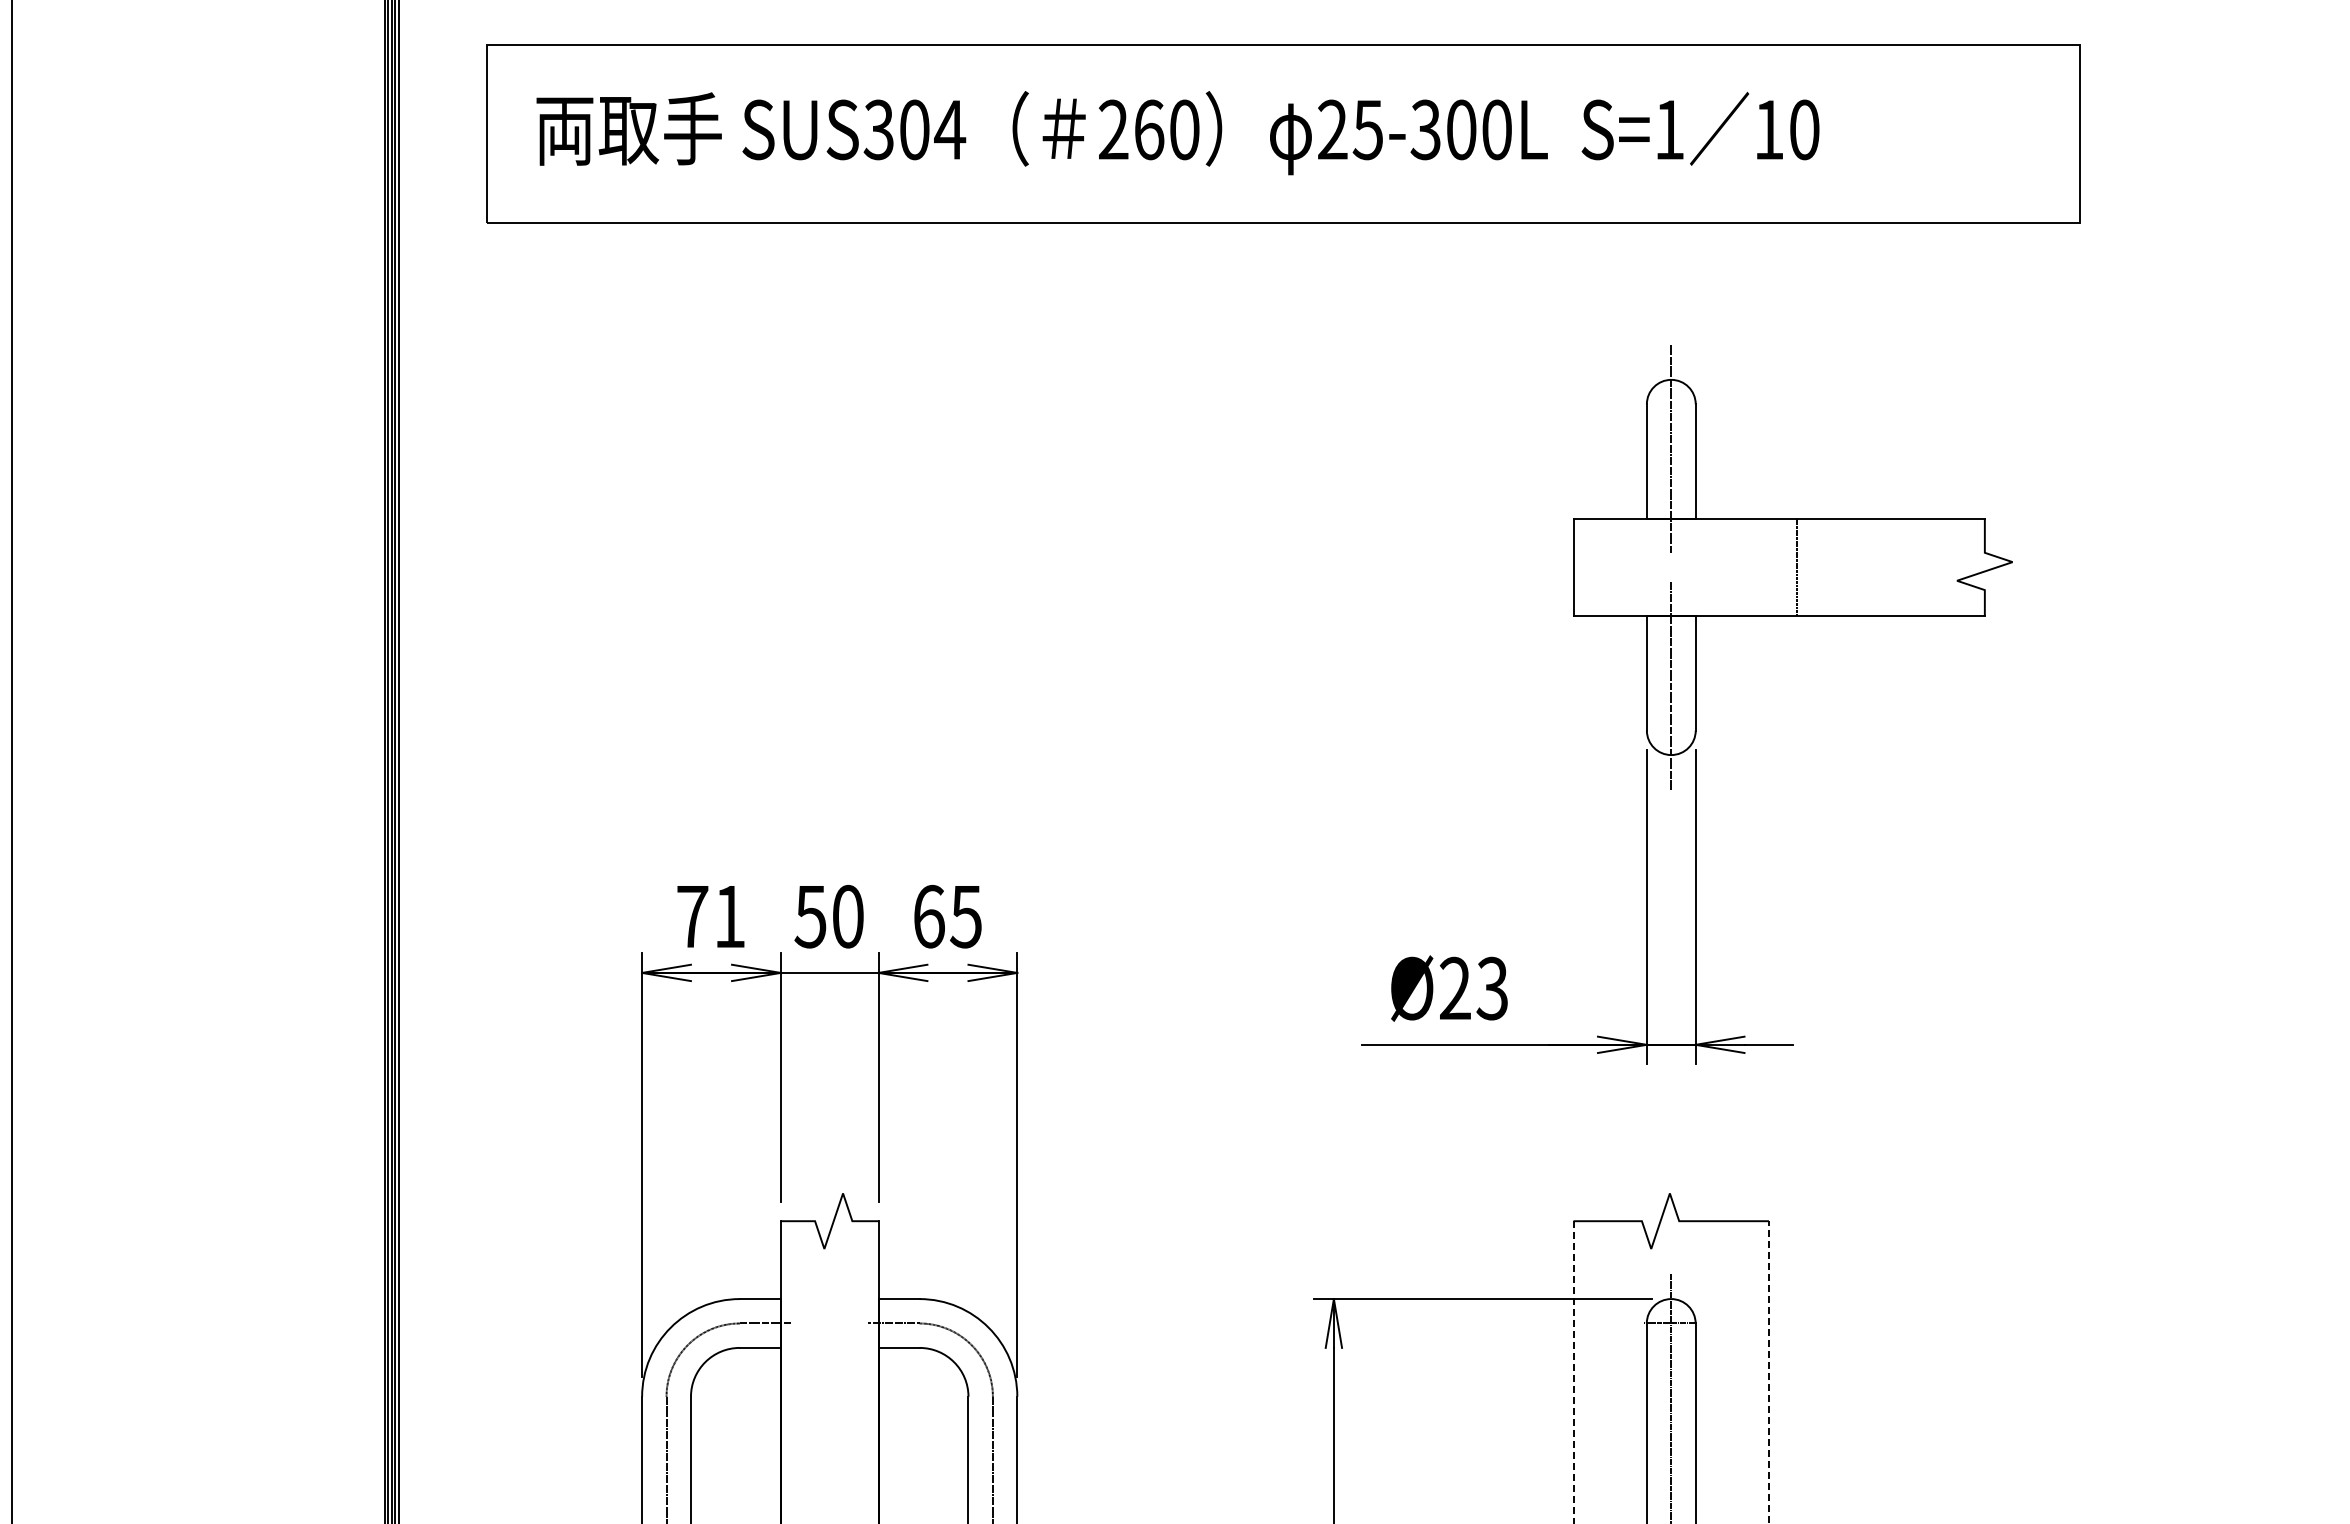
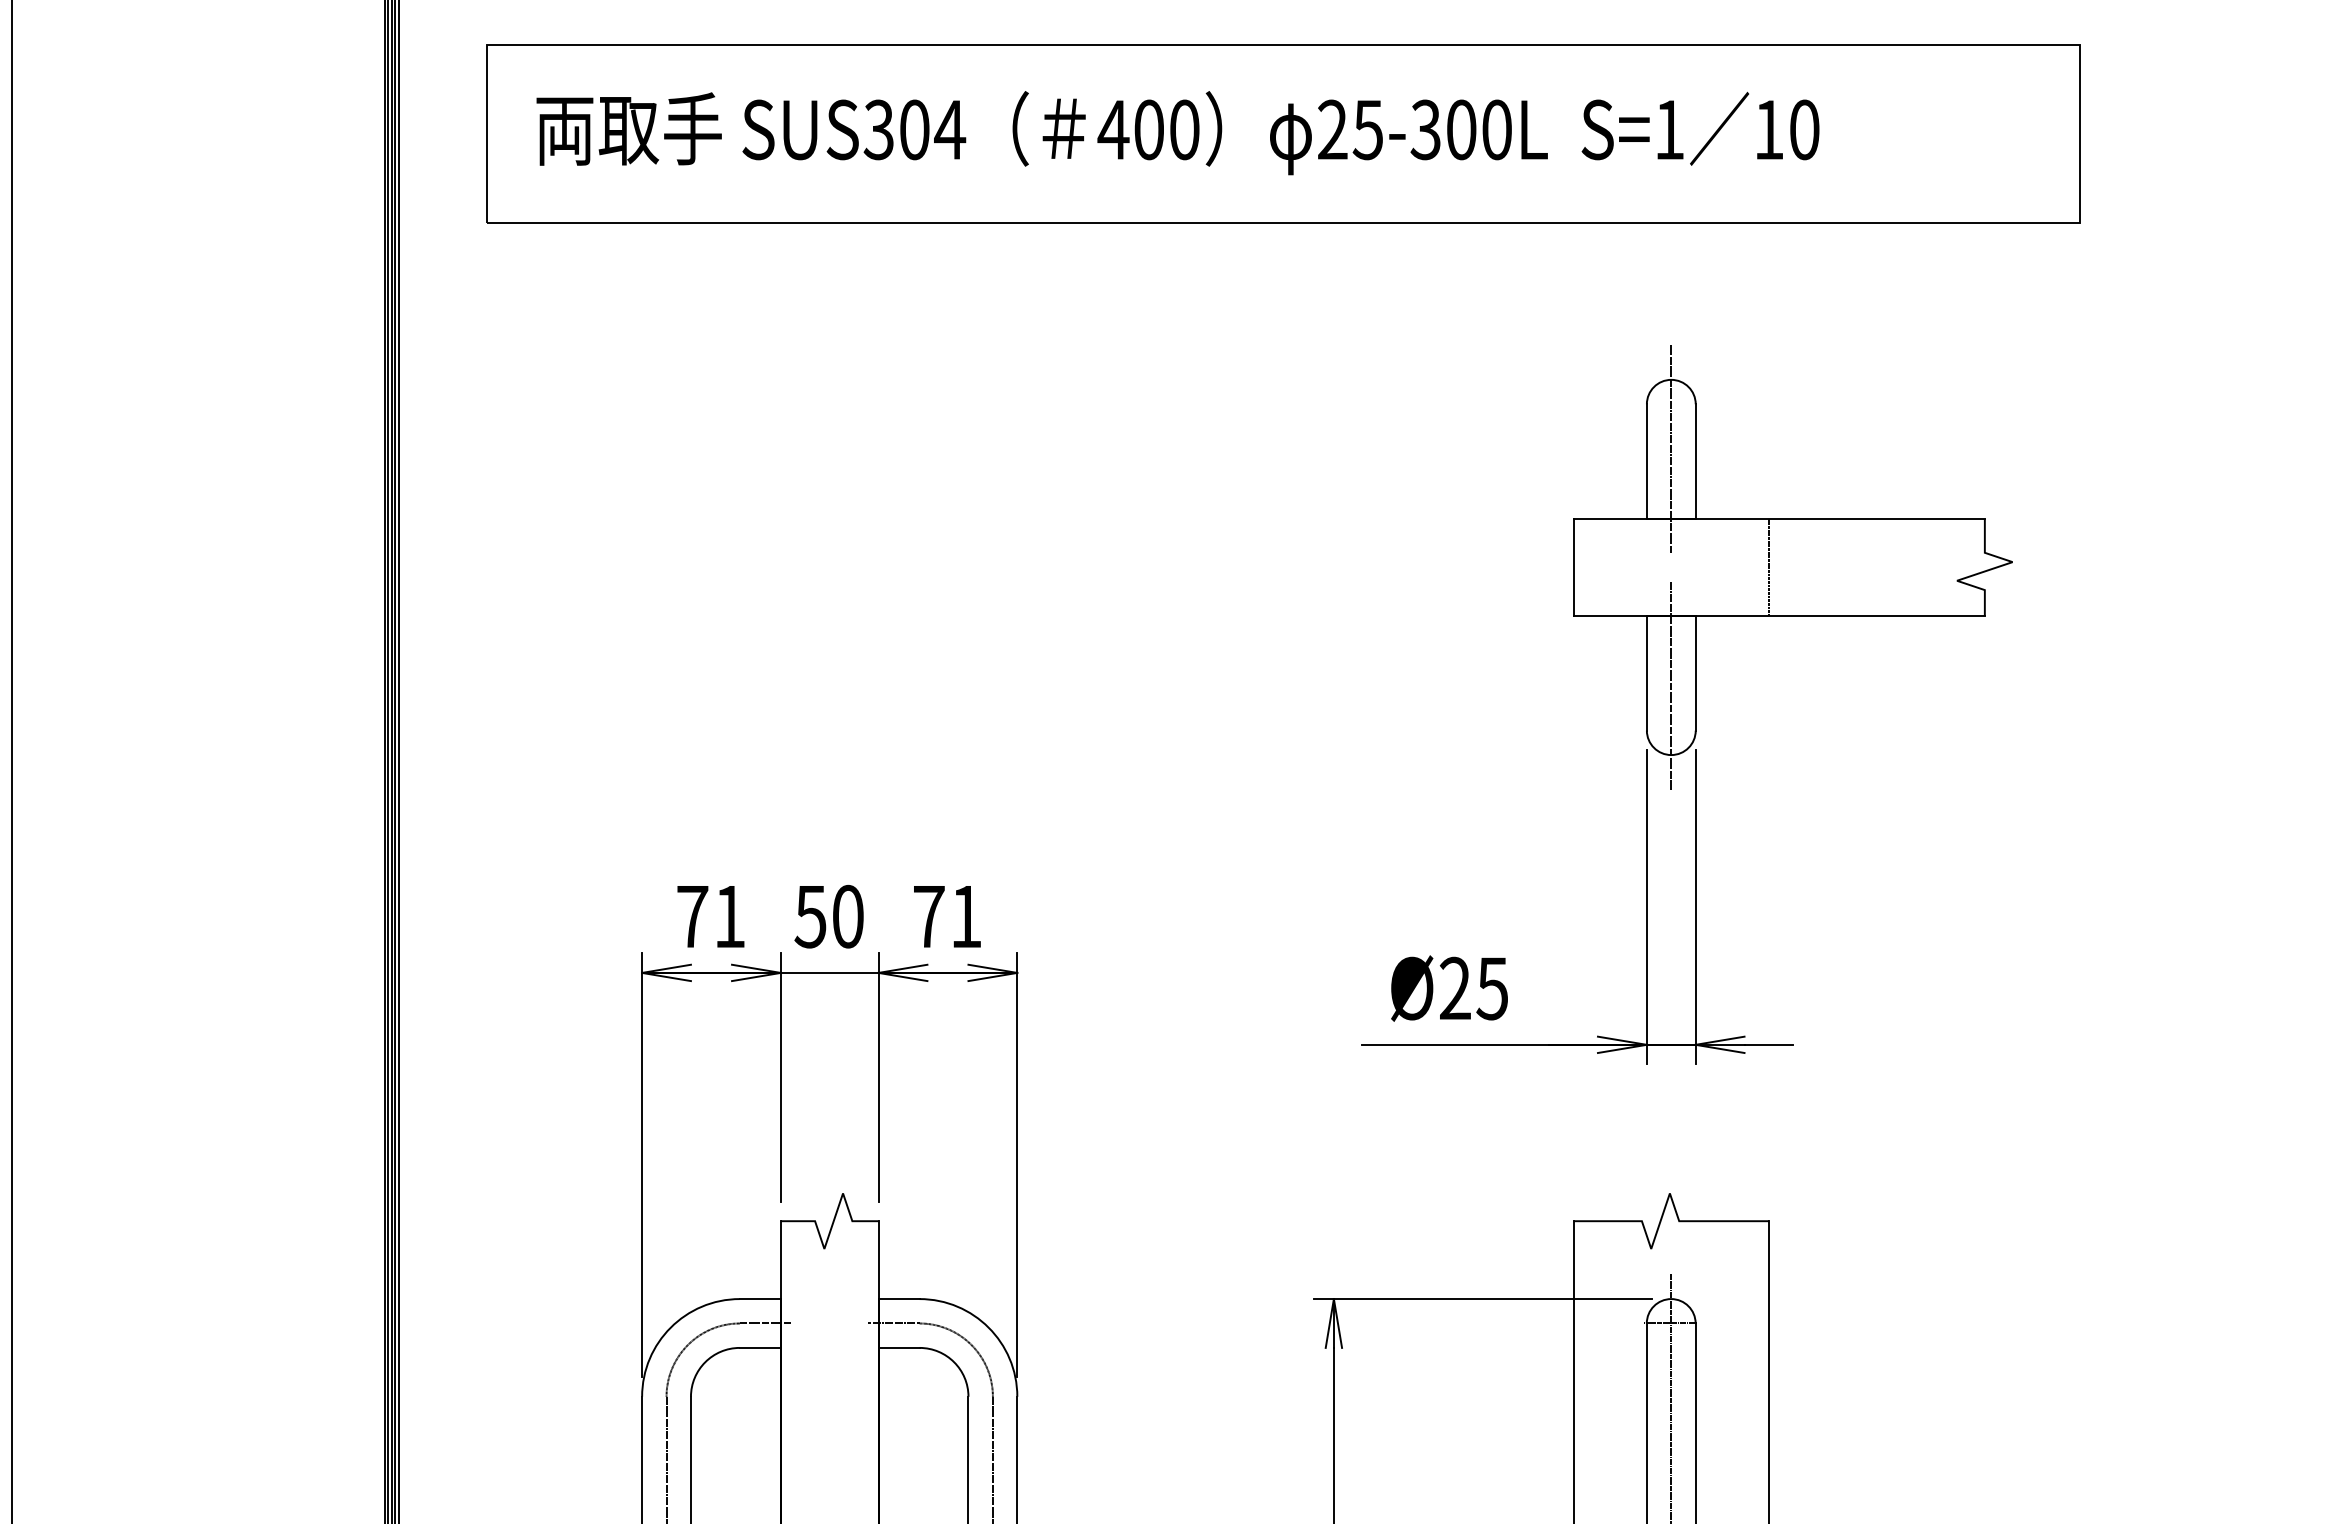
text: 260 -> 400 (1130, 129)
line position: (1796, 567) -> (1768, 567) (1768, 567)
text: 65 -> 71 (947, 916)
text: Ø23 -> Ø25 (1491, 987)
line: dashed -> solid (1573, 1372)
line: dashed -> solid (1768, 1372)
